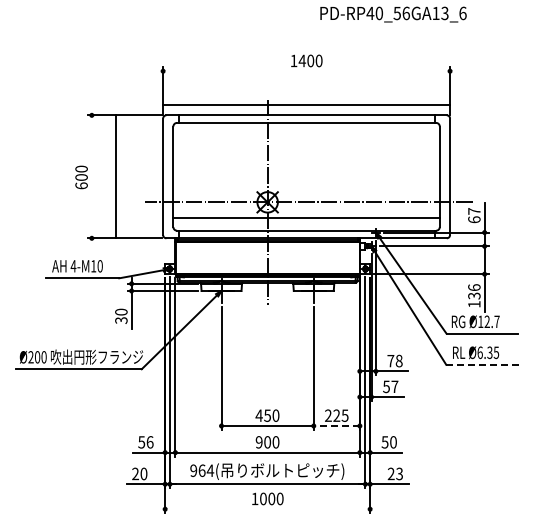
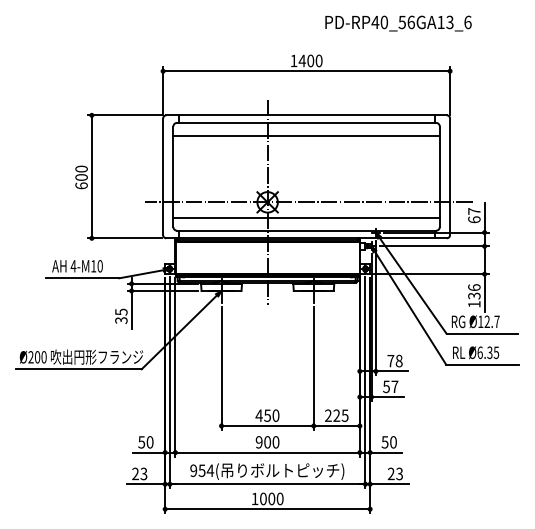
text position: (393, 14) -> (398, 23) (398, 23)
line position: (306, 105) -> (306, 71) (306, 71)
line: none -> present (306, 135)
line position: (115, 176) -> (91, 176) (91, 176)
text: 30 -> 35 (121, 311)
line: dashed -> solid (483, 364)
line: dashed -> solid (336, 425)
text: 56 -> 50 (149, 442)
text: 964( -> 954( (201, 470)
text: 20 -> 23 (143, 473)
line: none -> present (267, 509)
